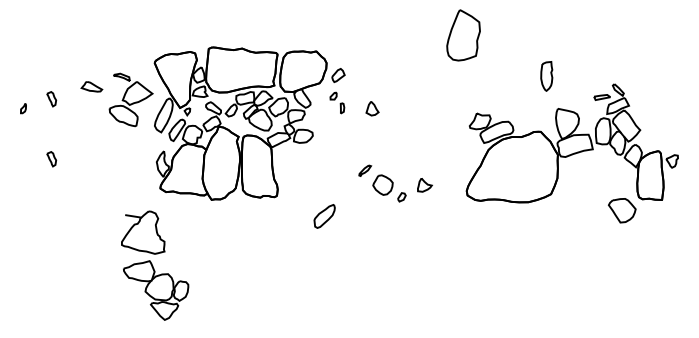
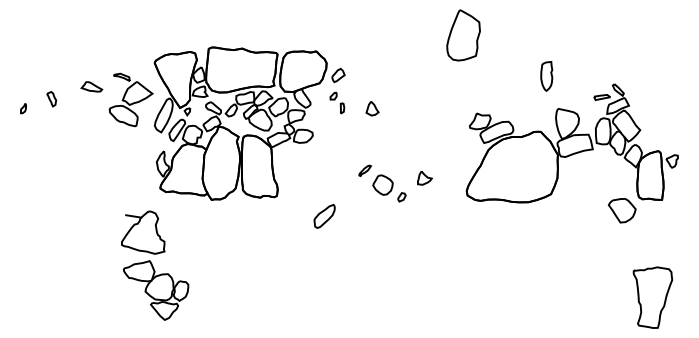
part: present -> none (51, 159)
part position: (424, 185) -> (424, 178) (424, 178)
part: none -> present (652, 297)
